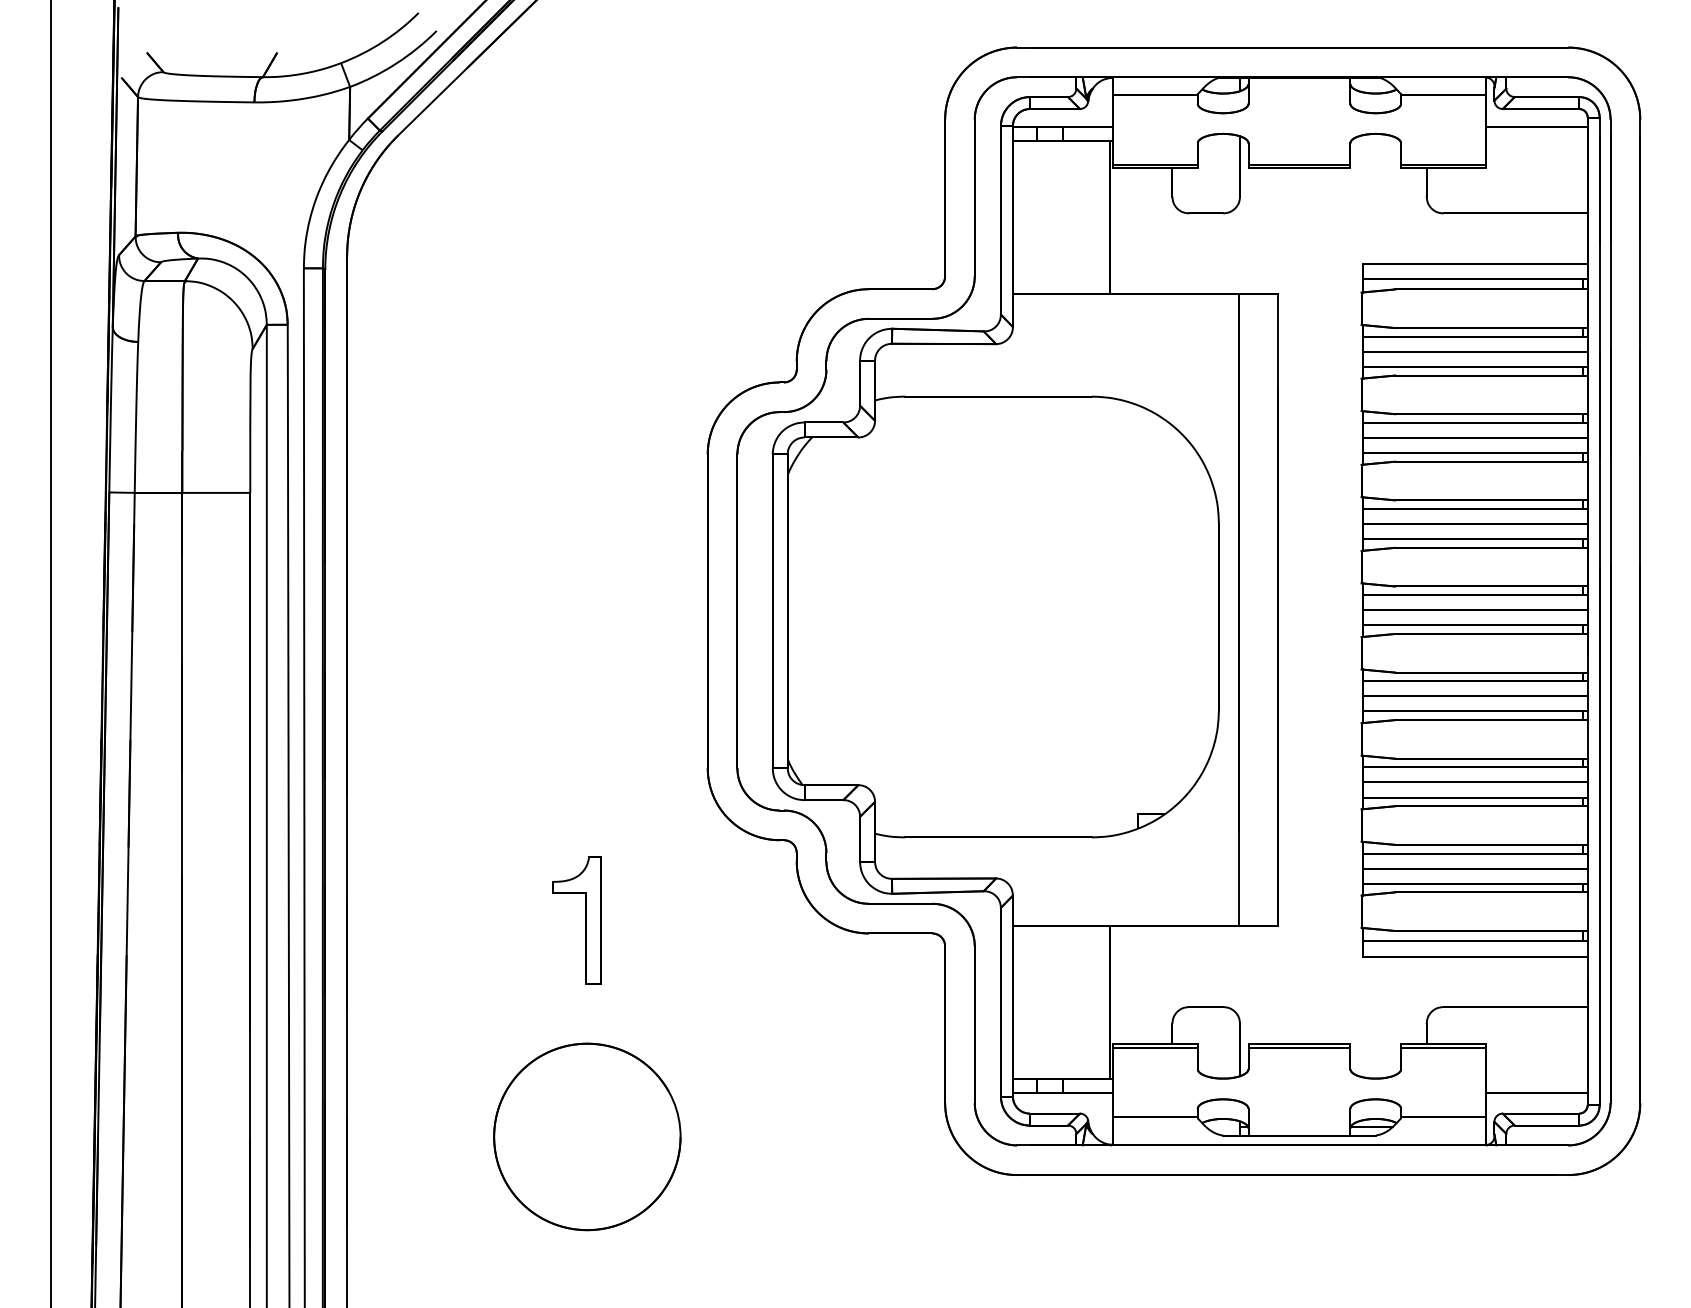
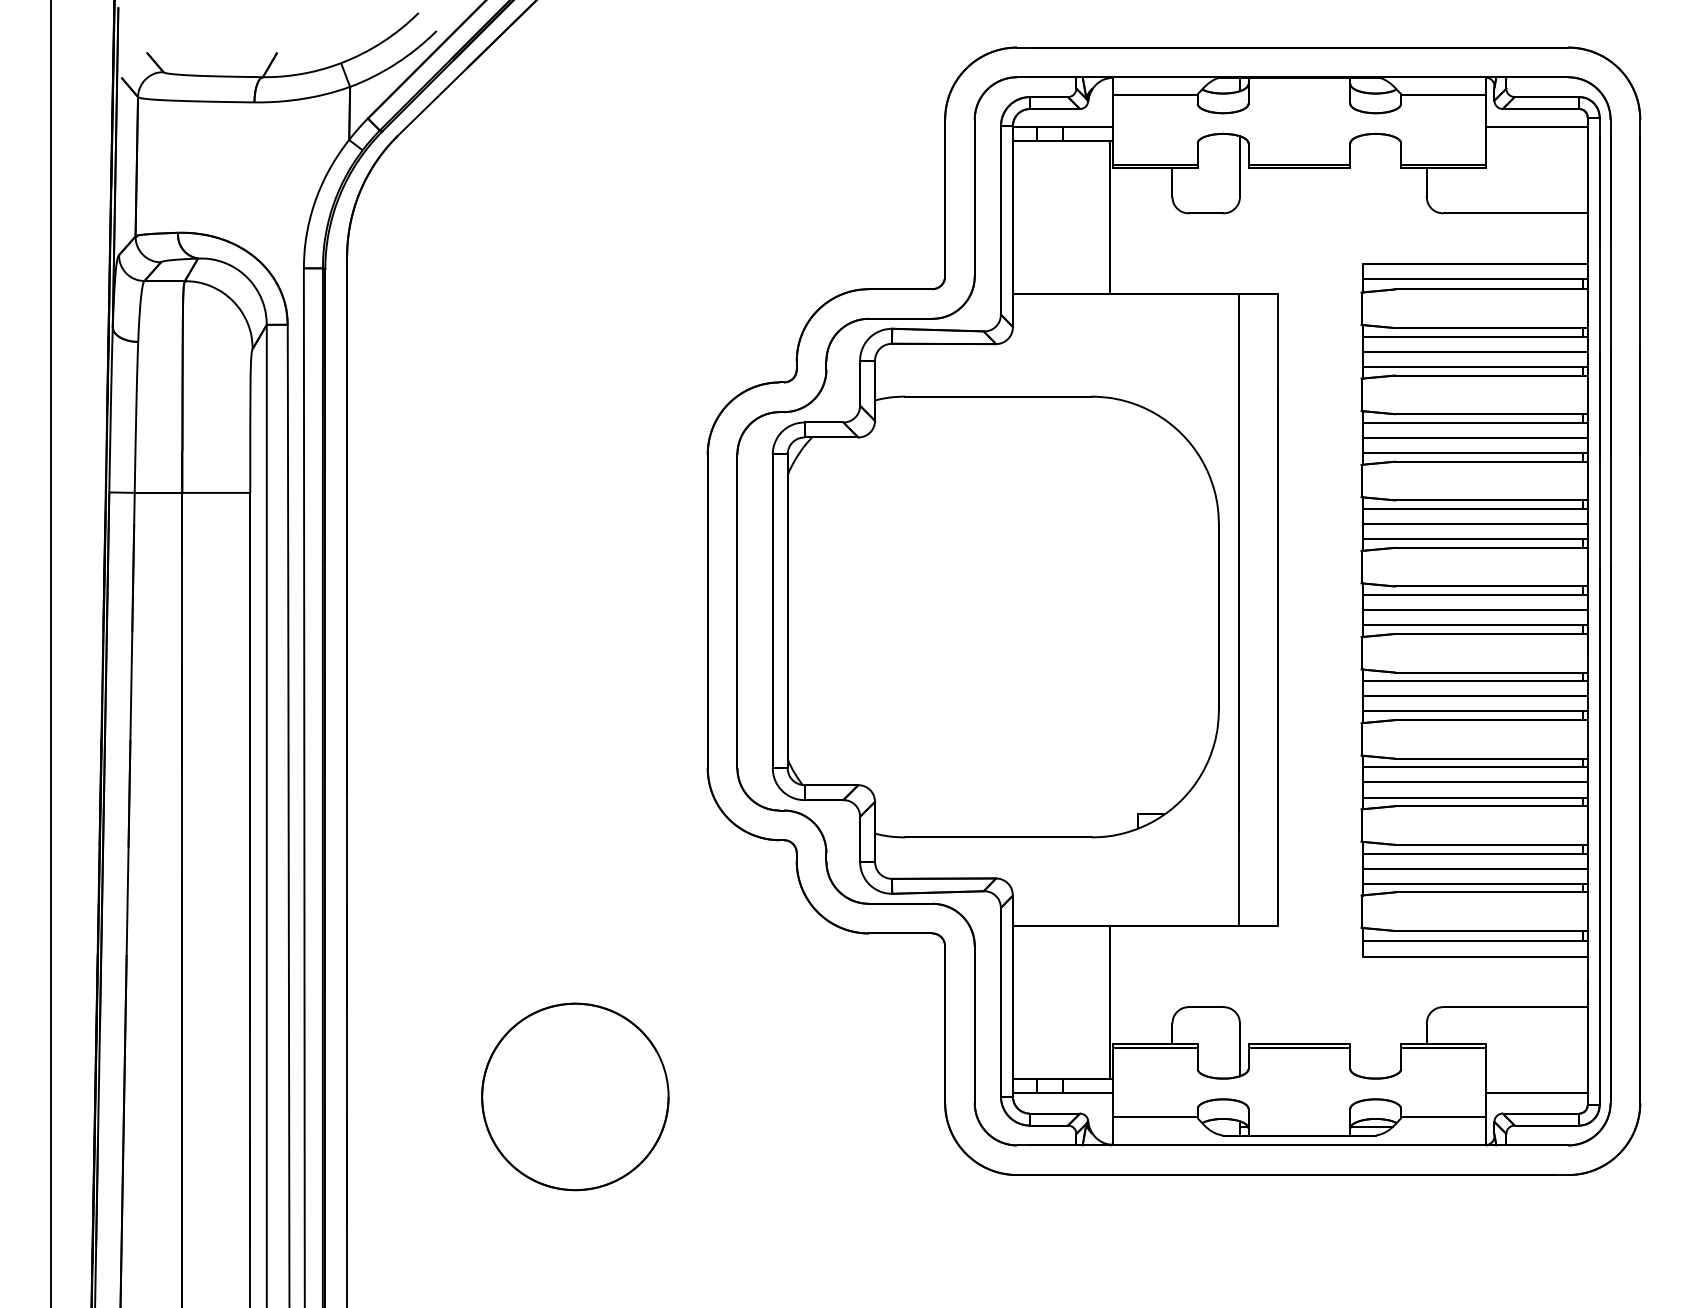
part: present -> none (585, 920)
part position: (587, 1136) -> (575, 1096) (575, 1096)
